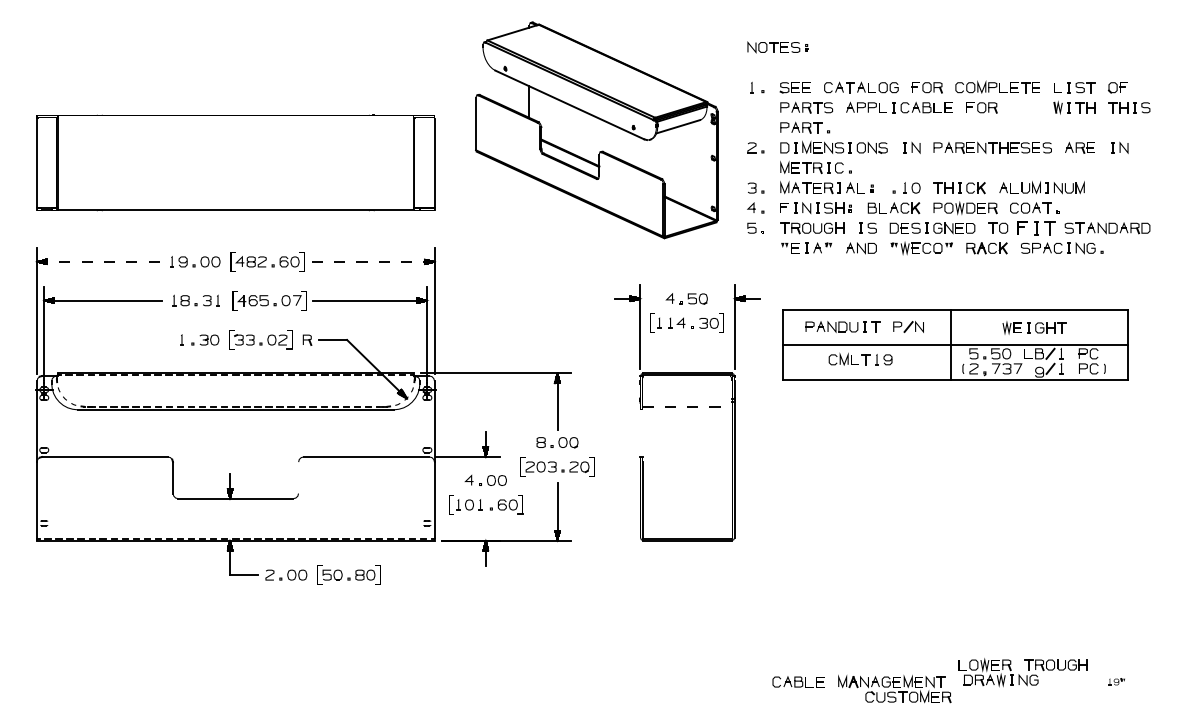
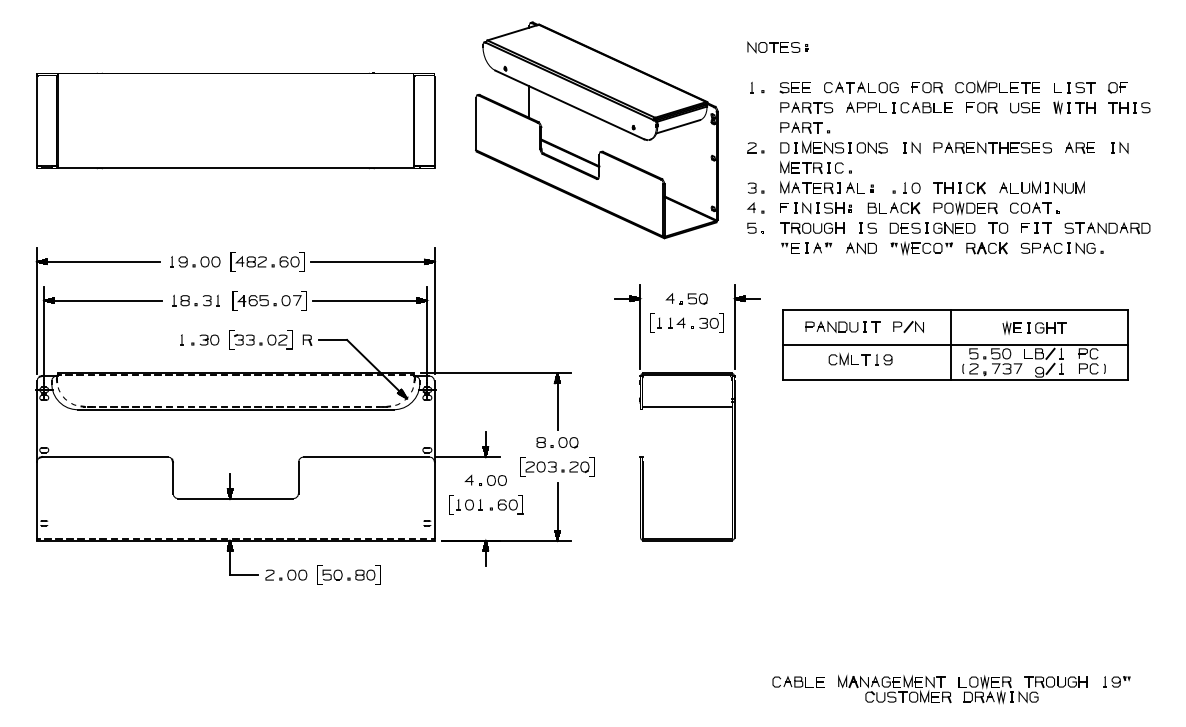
part: none -> present (1024, 107)
part position: (235, 162) -> (235, 120) (235, 120)
part size: 39x15 px -> 31x12 px (1036, 227)
line: dashed -> solid (98, 261)
line: dashed -> solid (372, 261)
line: dashed -> solid (687, 406)
line: none -> present (298, 477)
part position: (1022, 672) -> (1022, 689) (1022, 689)
part size: 17x8 px -> 28x12 px (1116, 681)
